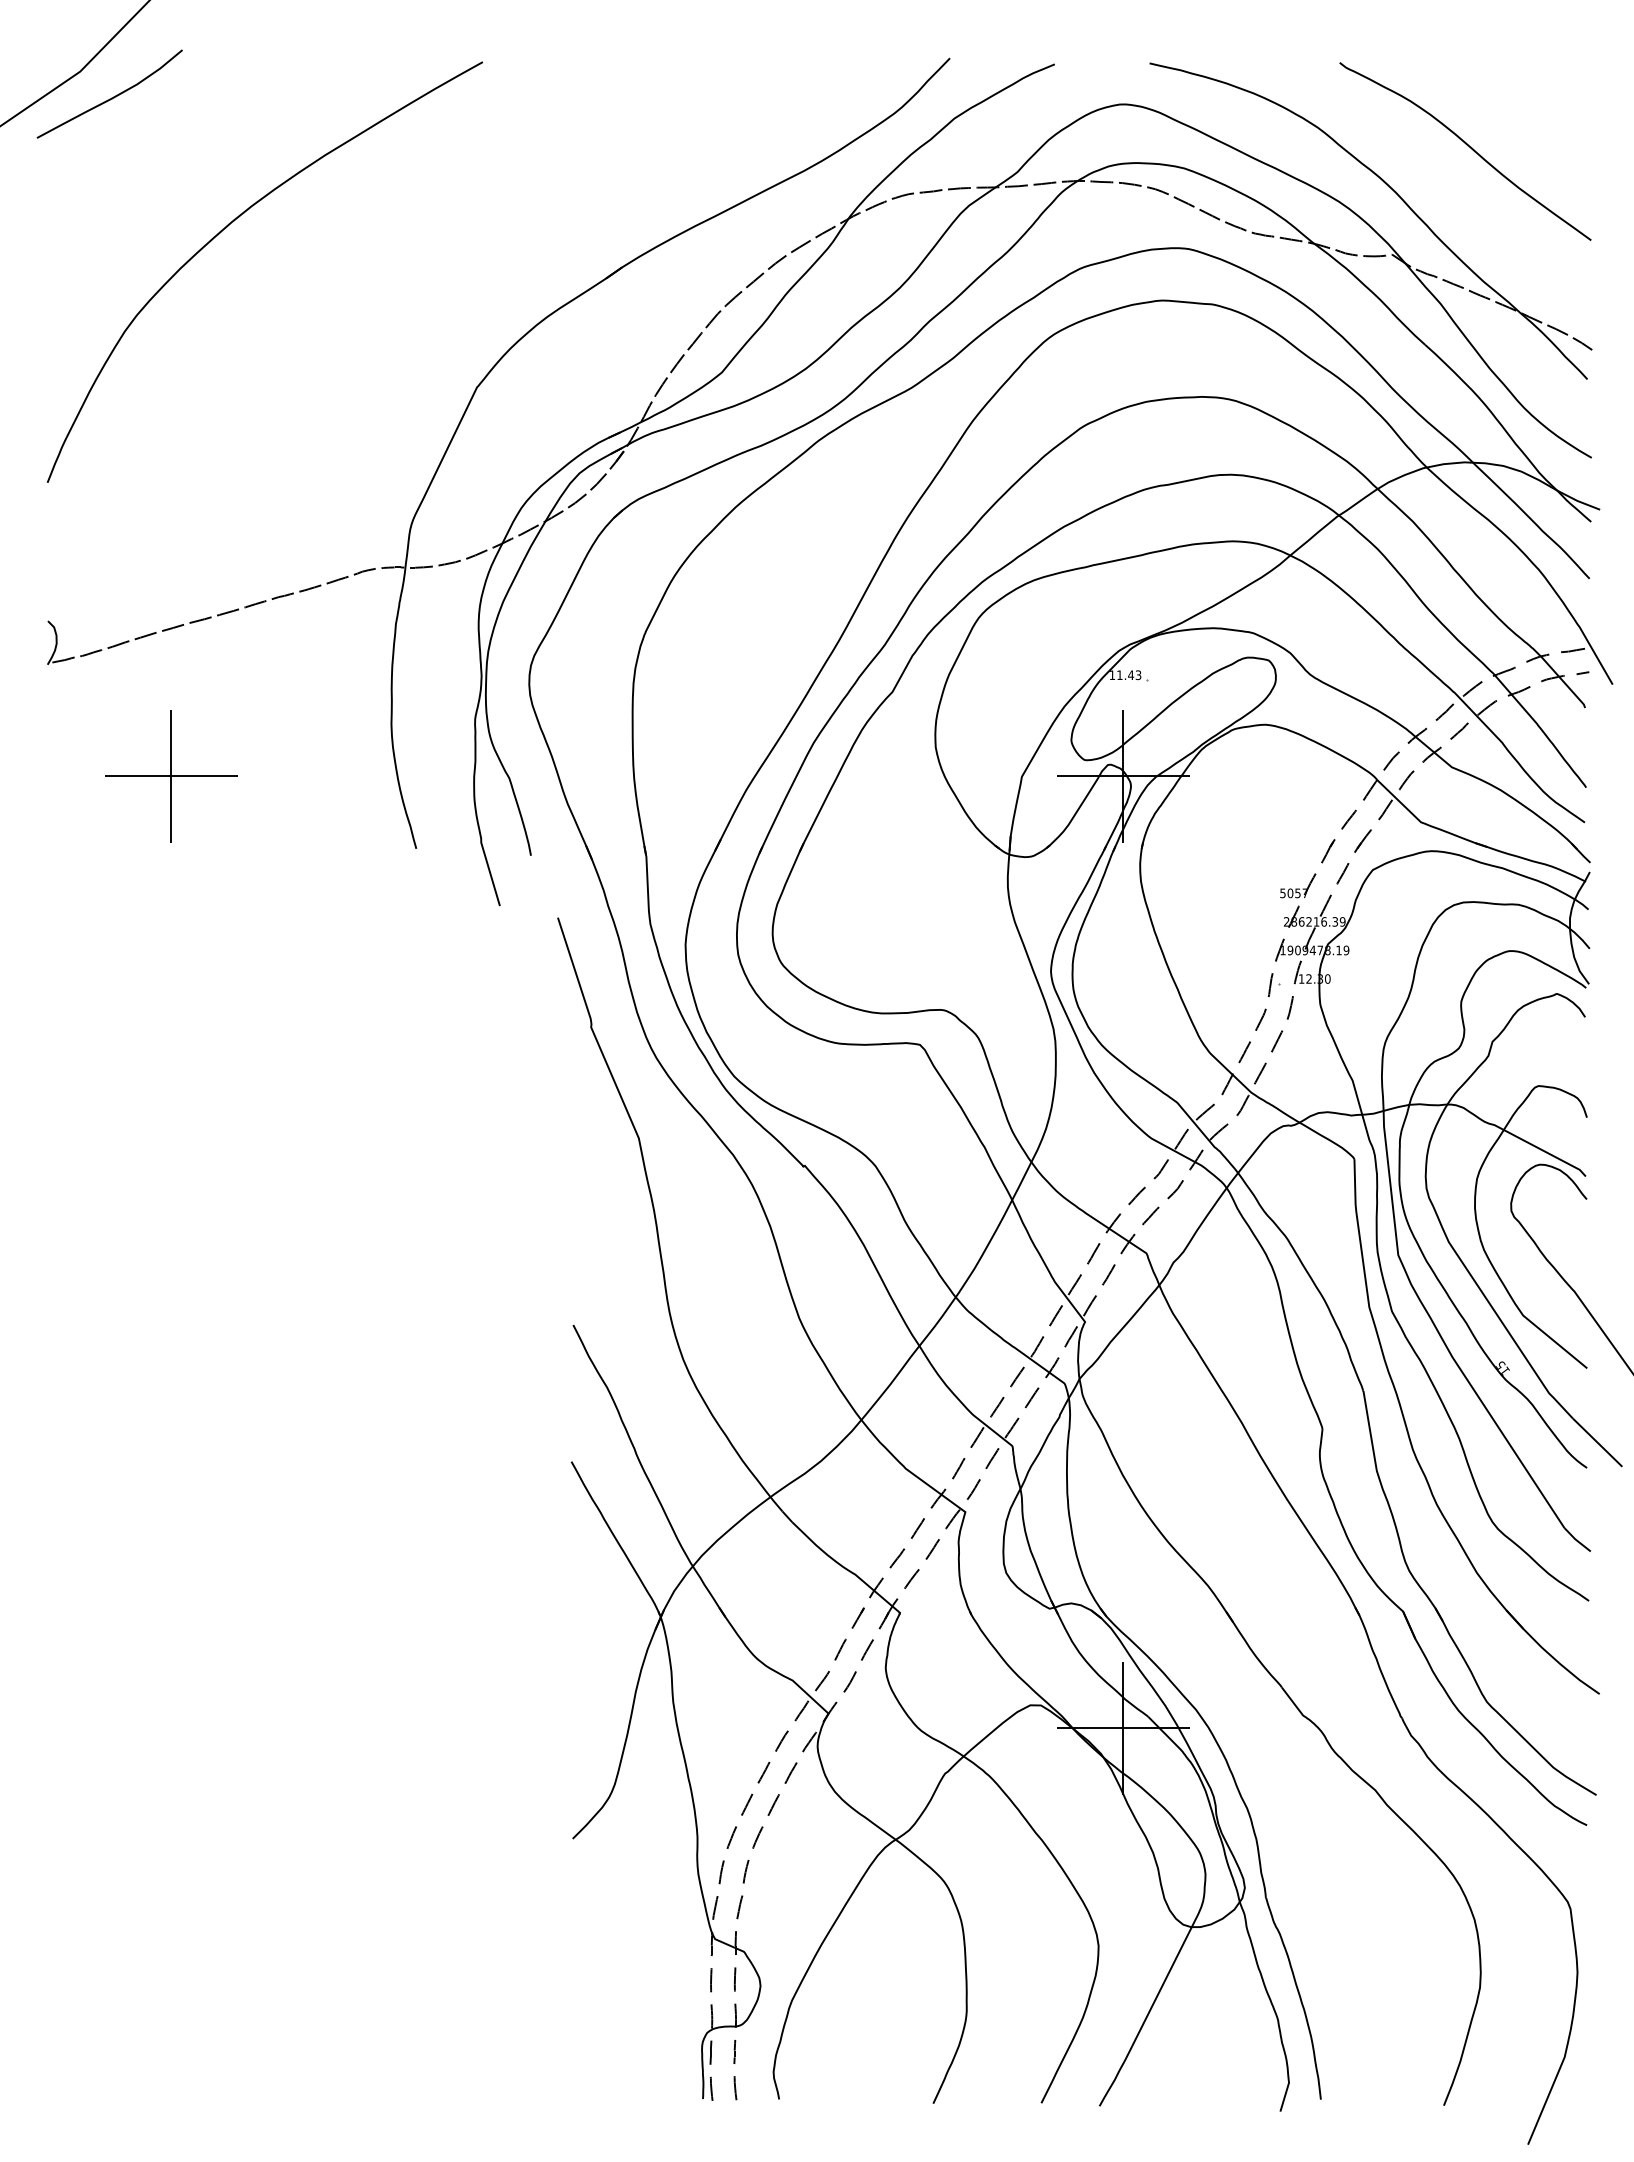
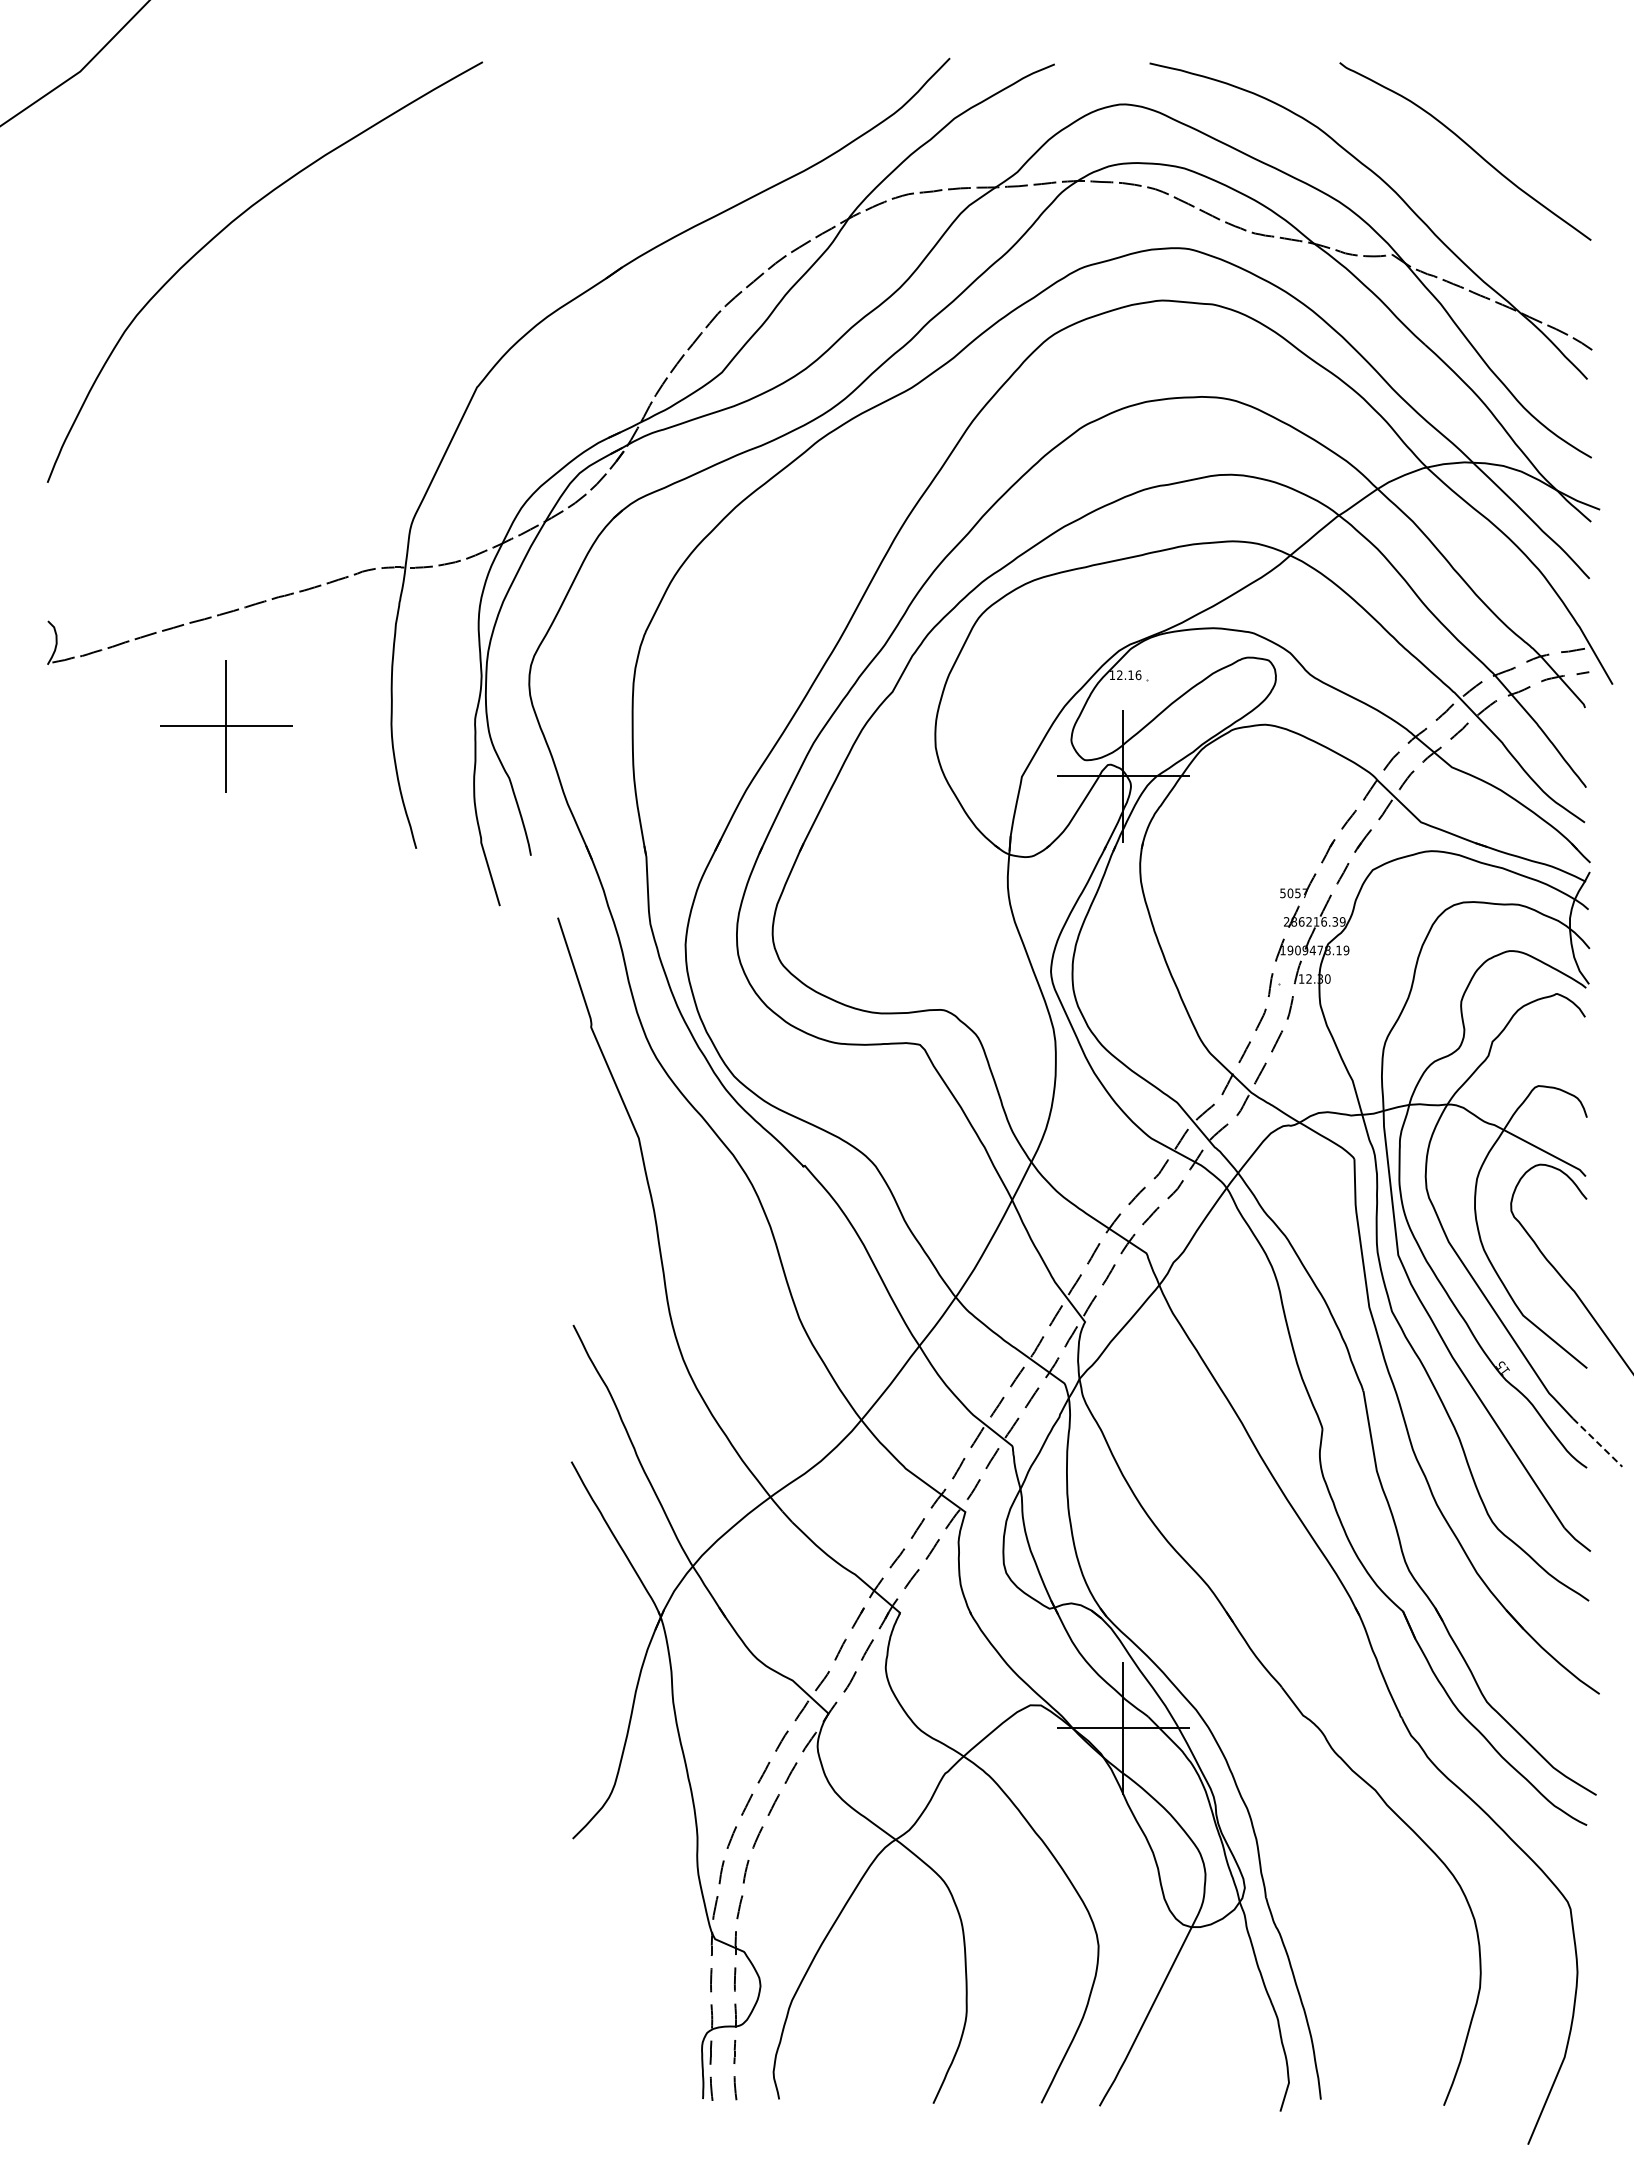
curve: present -> none (111, 97)
text: 11.43 -> 12.16 (1129, 675)
part position: (171, 776) -> (226, 726) (226, 726)
line: solid -> dashed (1598, 1443)
